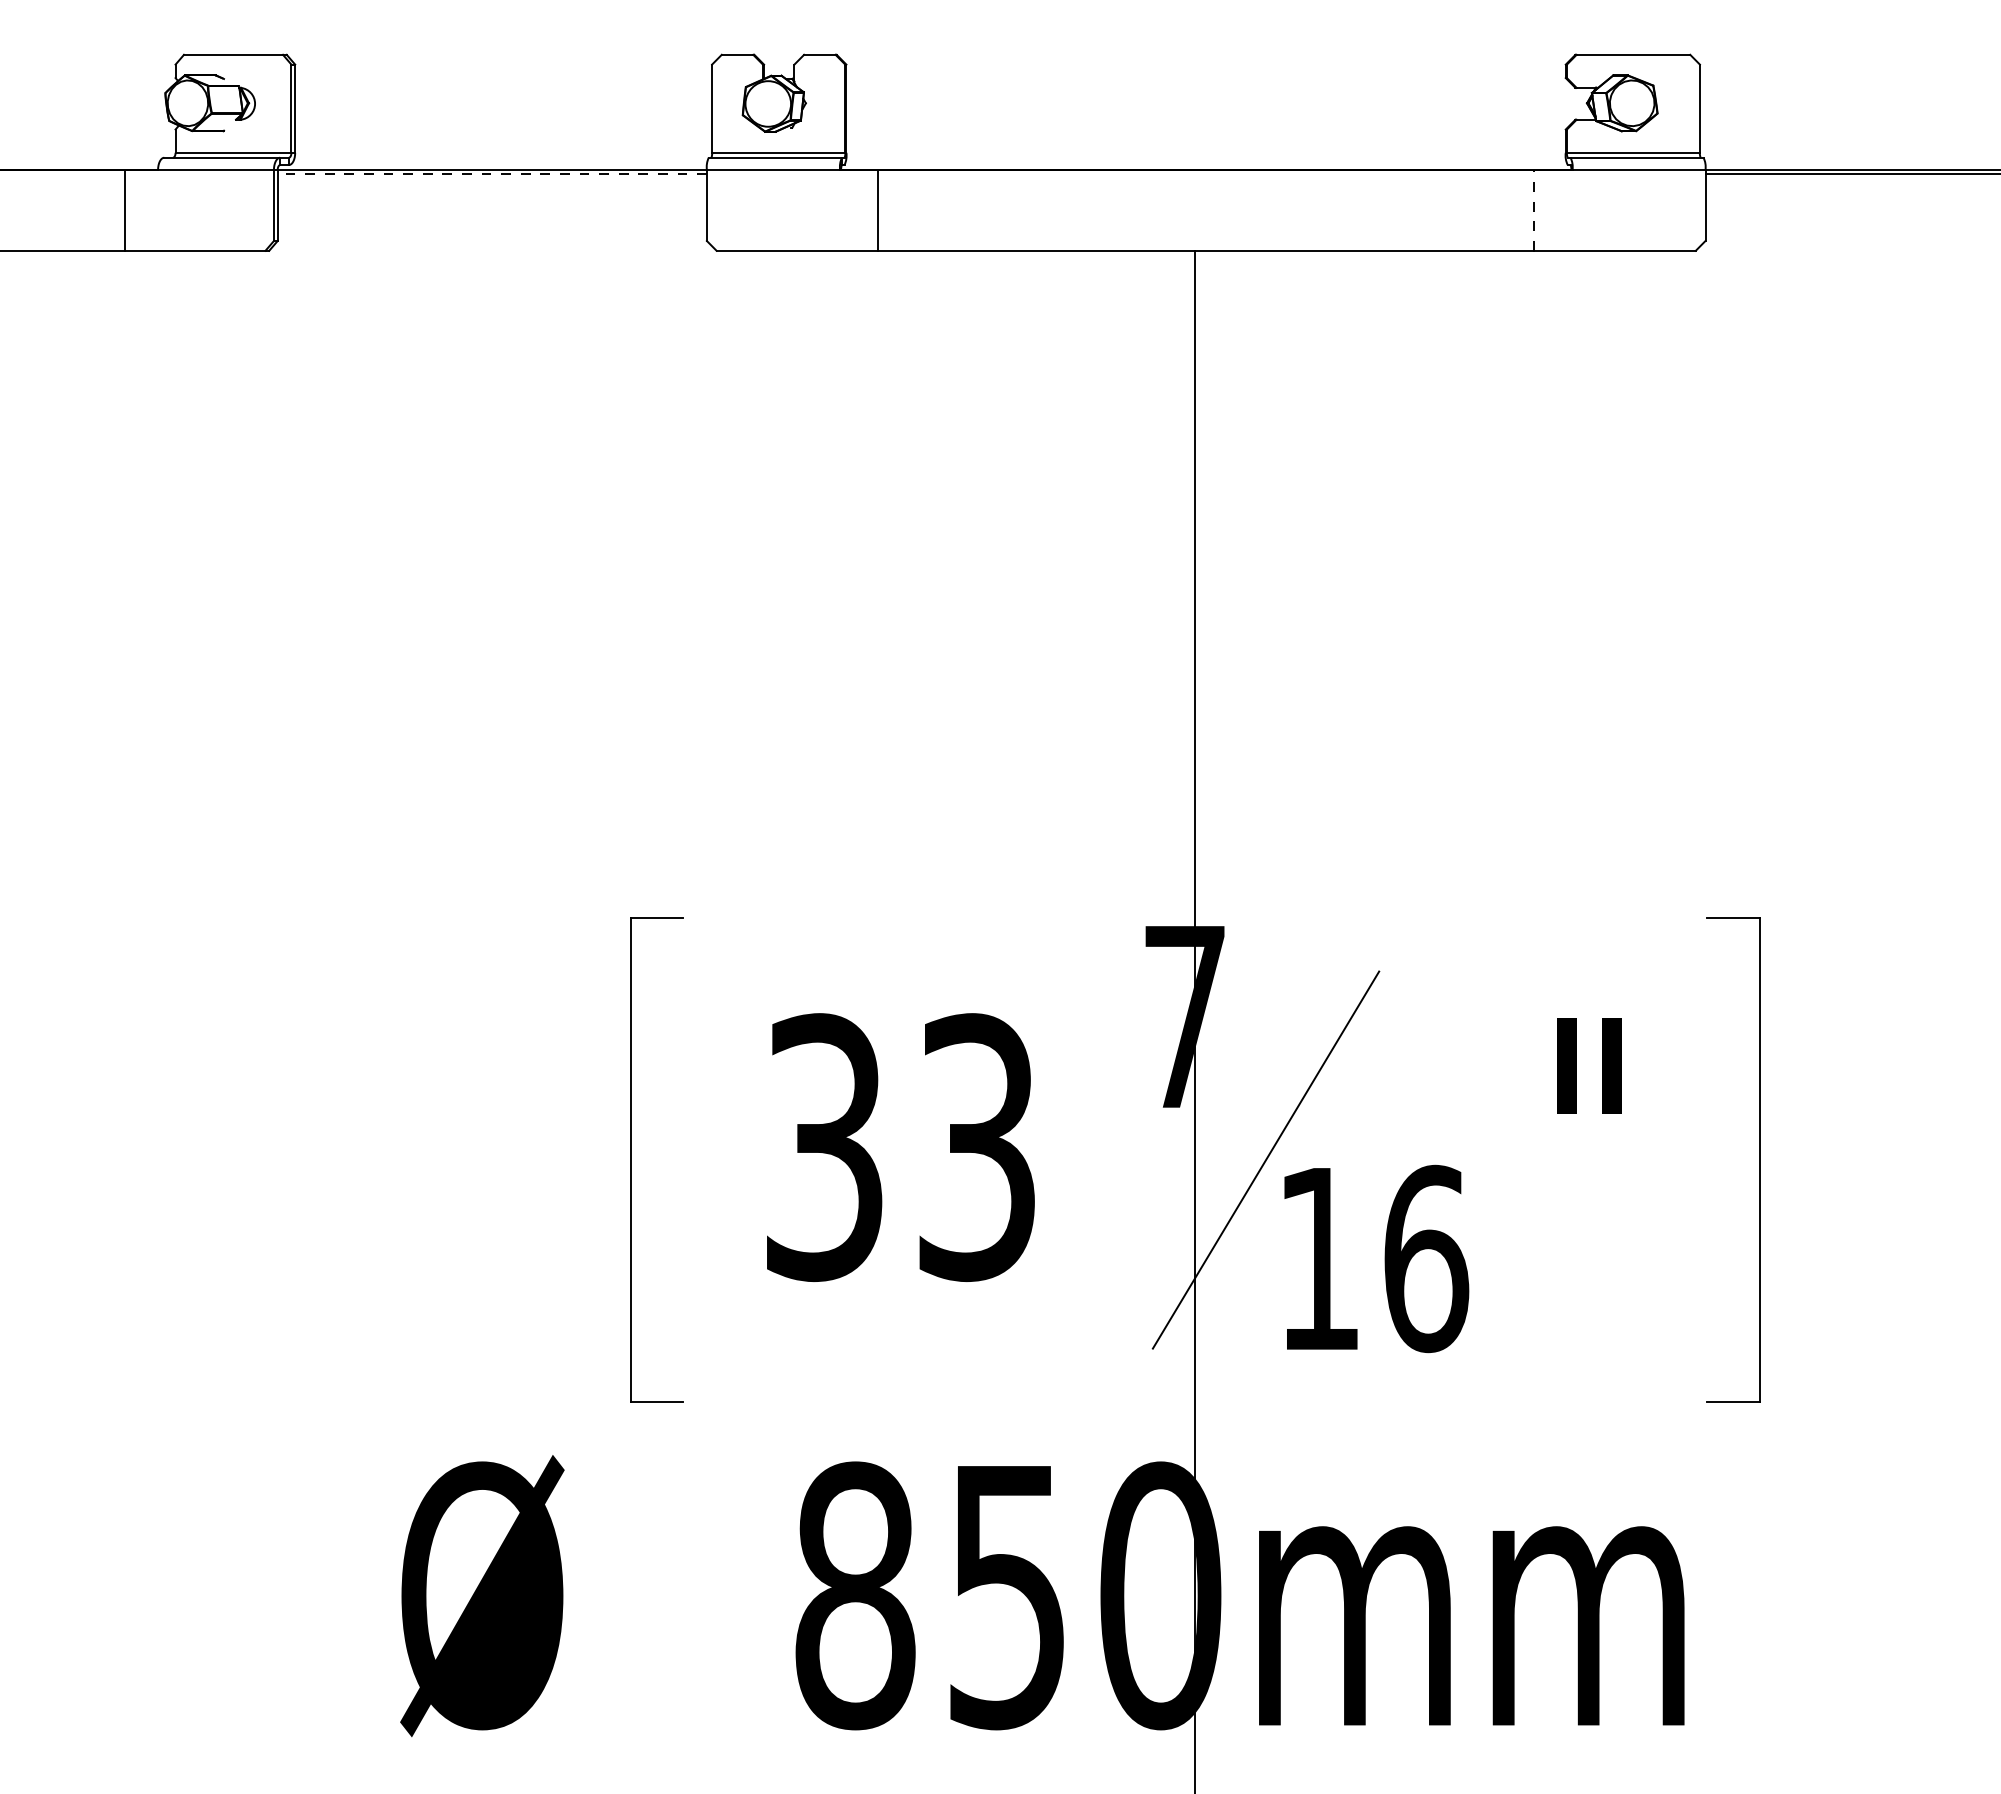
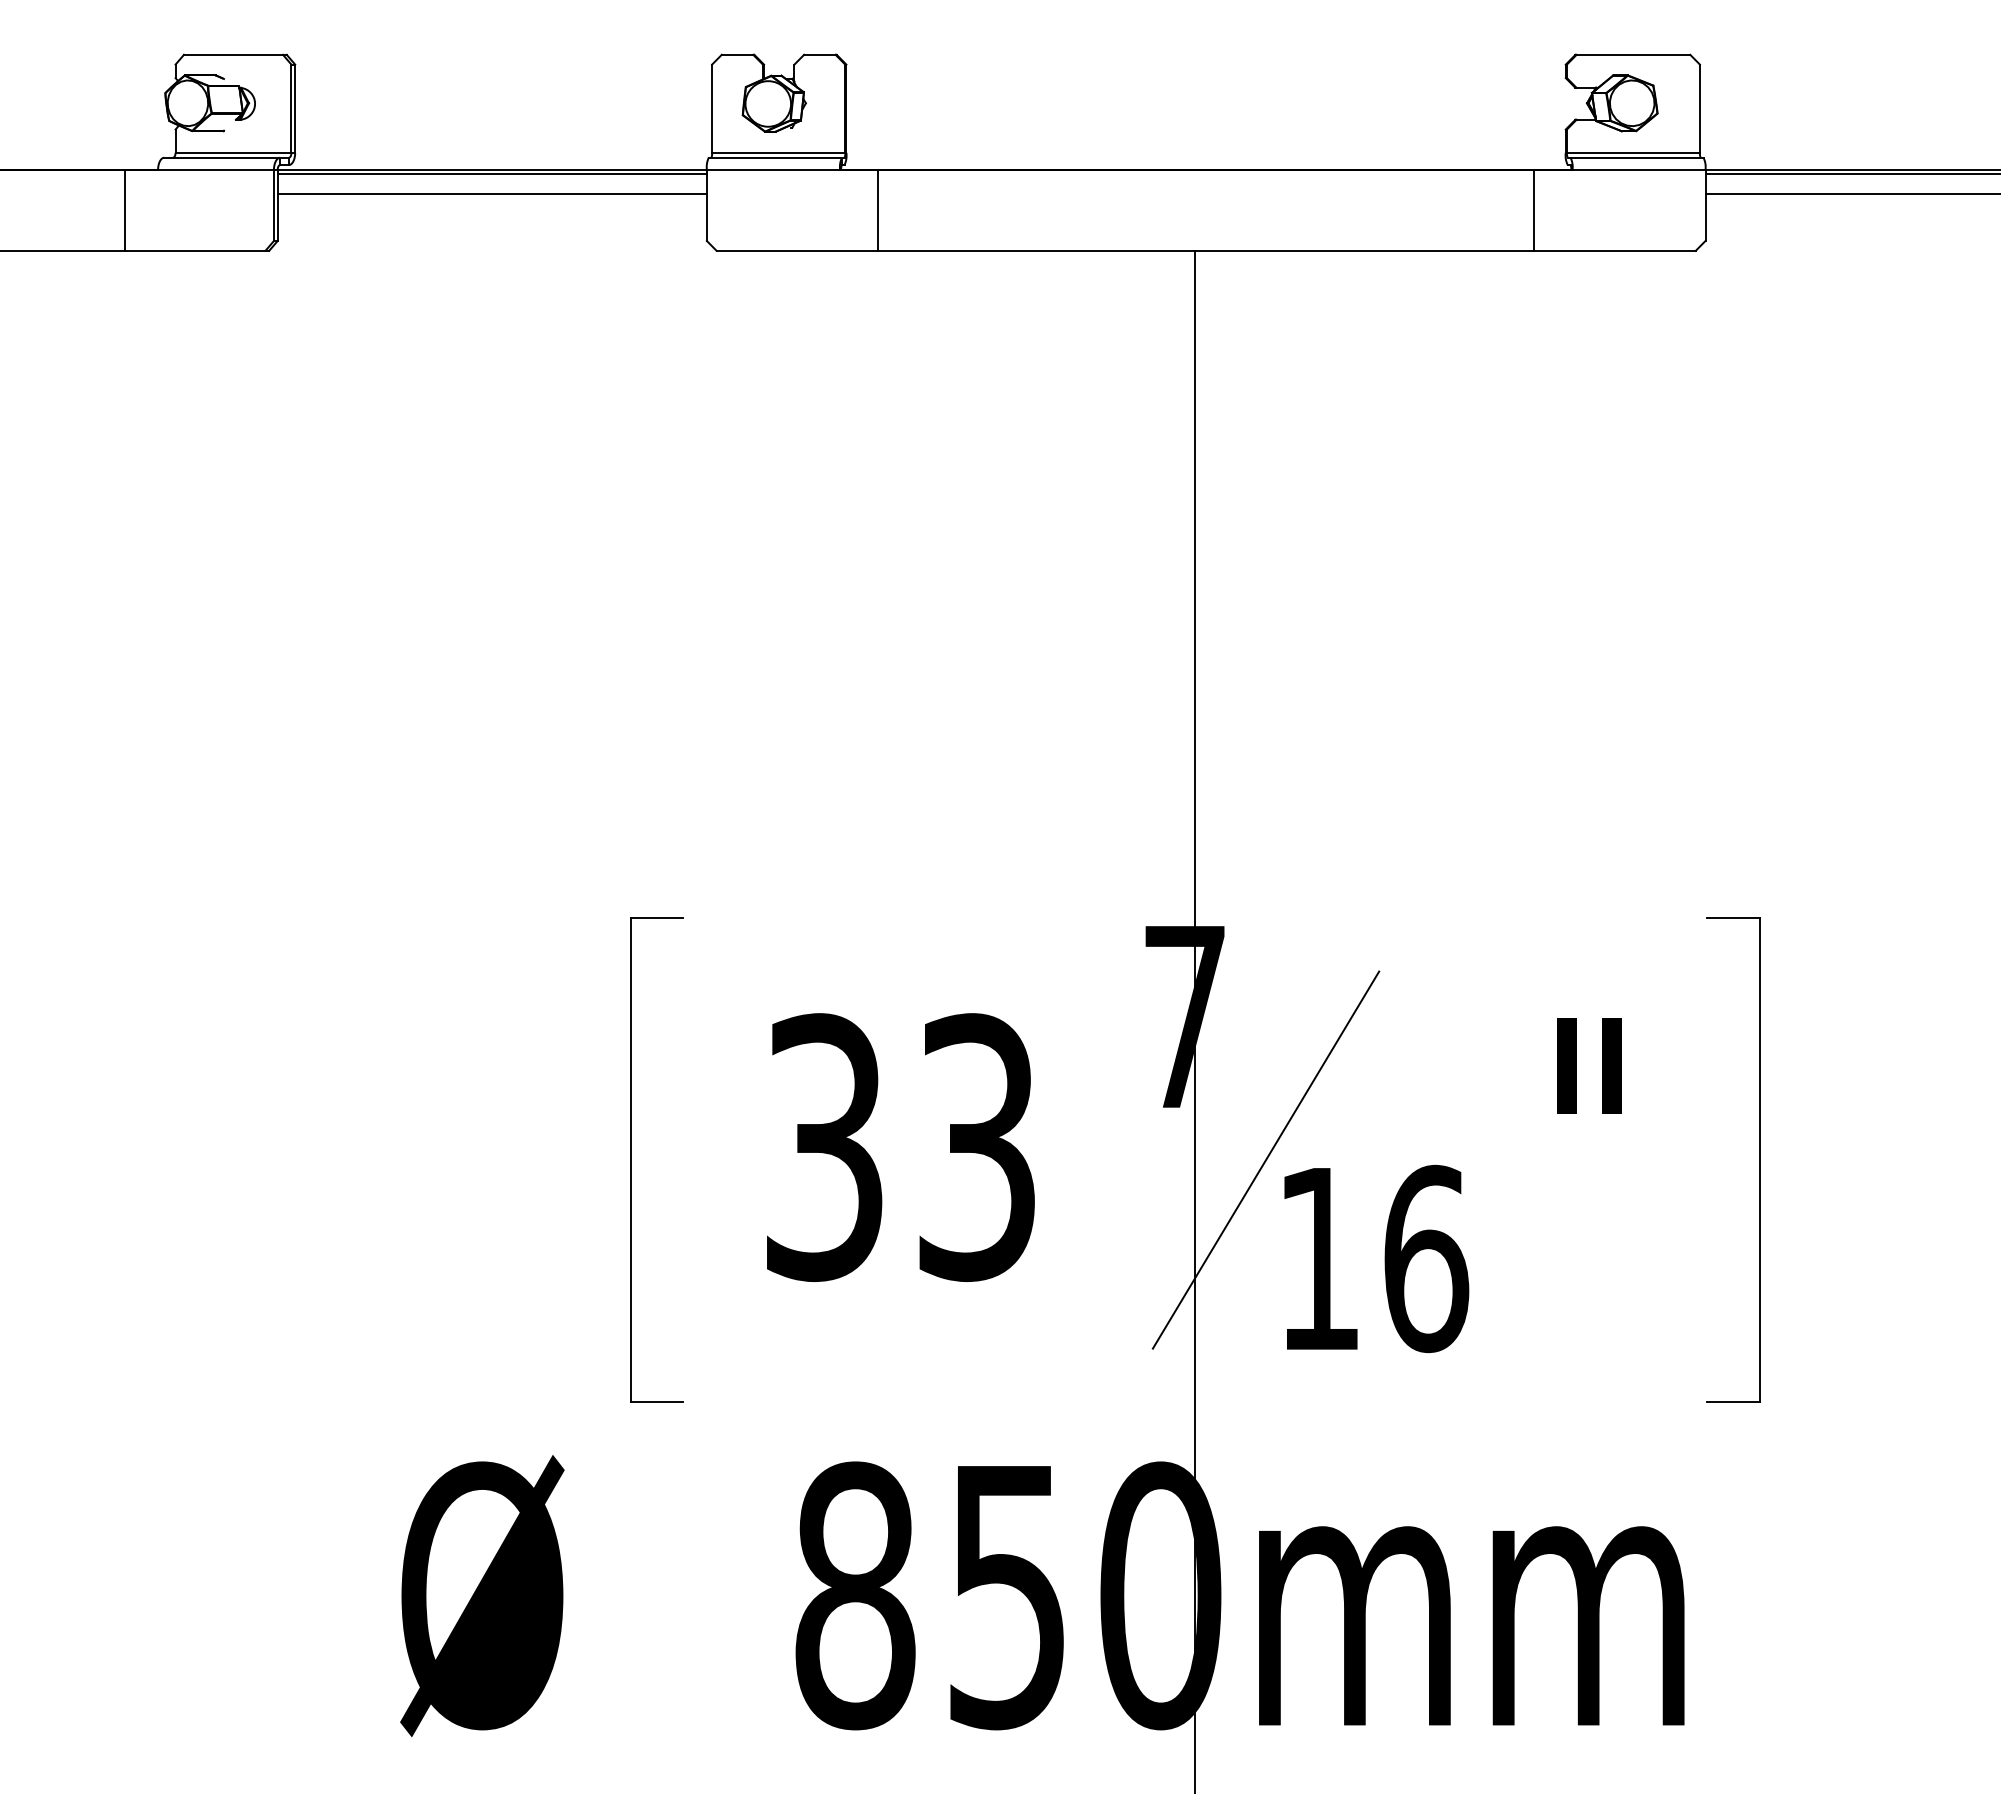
line: dashed -> solid (492, 174)
line: none -> present (491, 194)
line: none -> present (1851, 194)
line: dashed -> solid (1534, 209)
